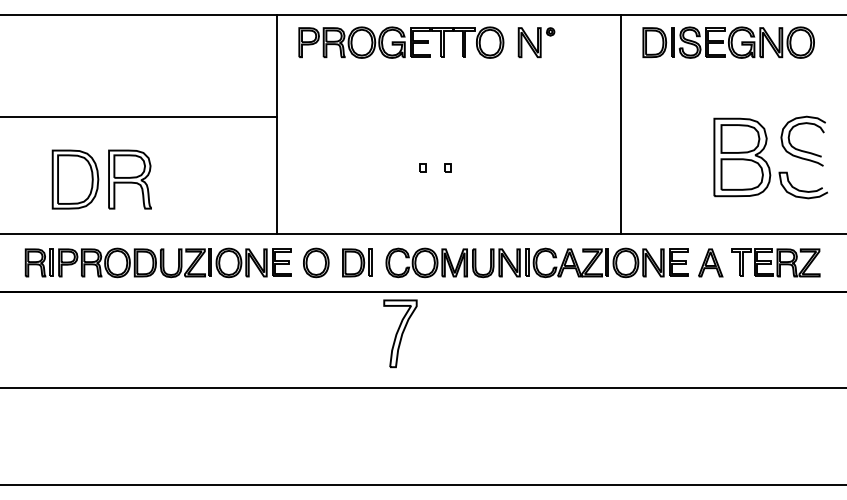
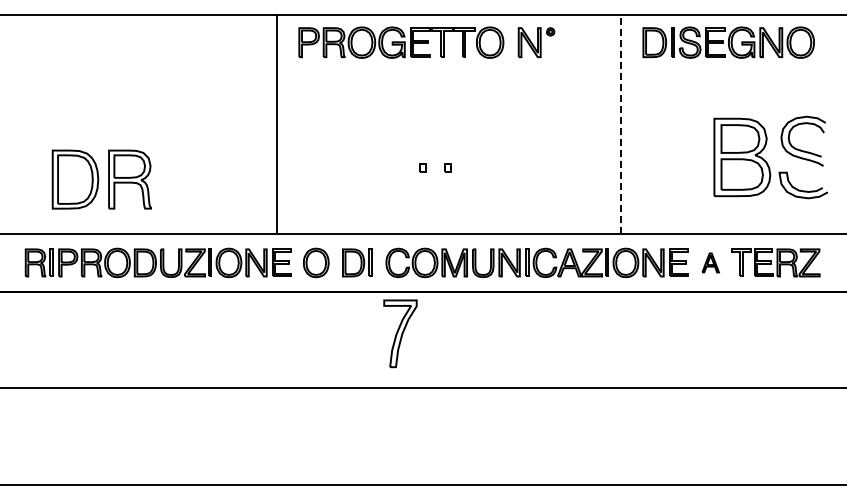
line: present -> none (139, 117)
line: solid -> dashed (620, 123)
part size: 26x30 px -> 19x22 px (710, 262)
